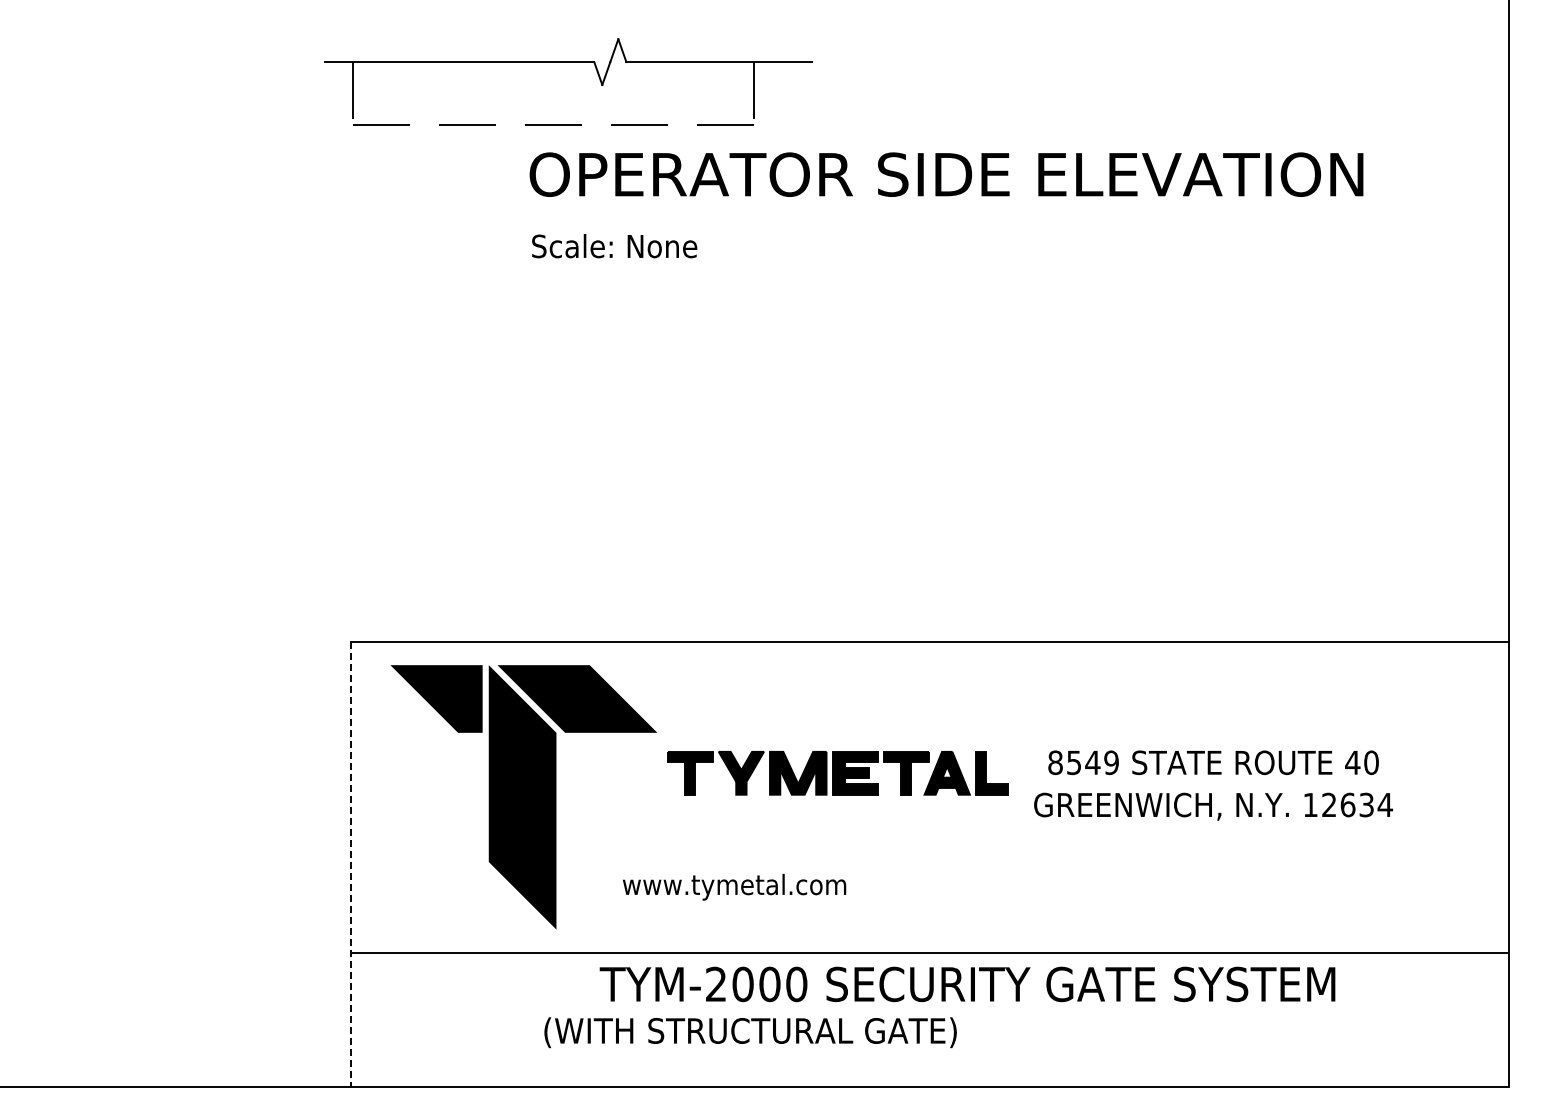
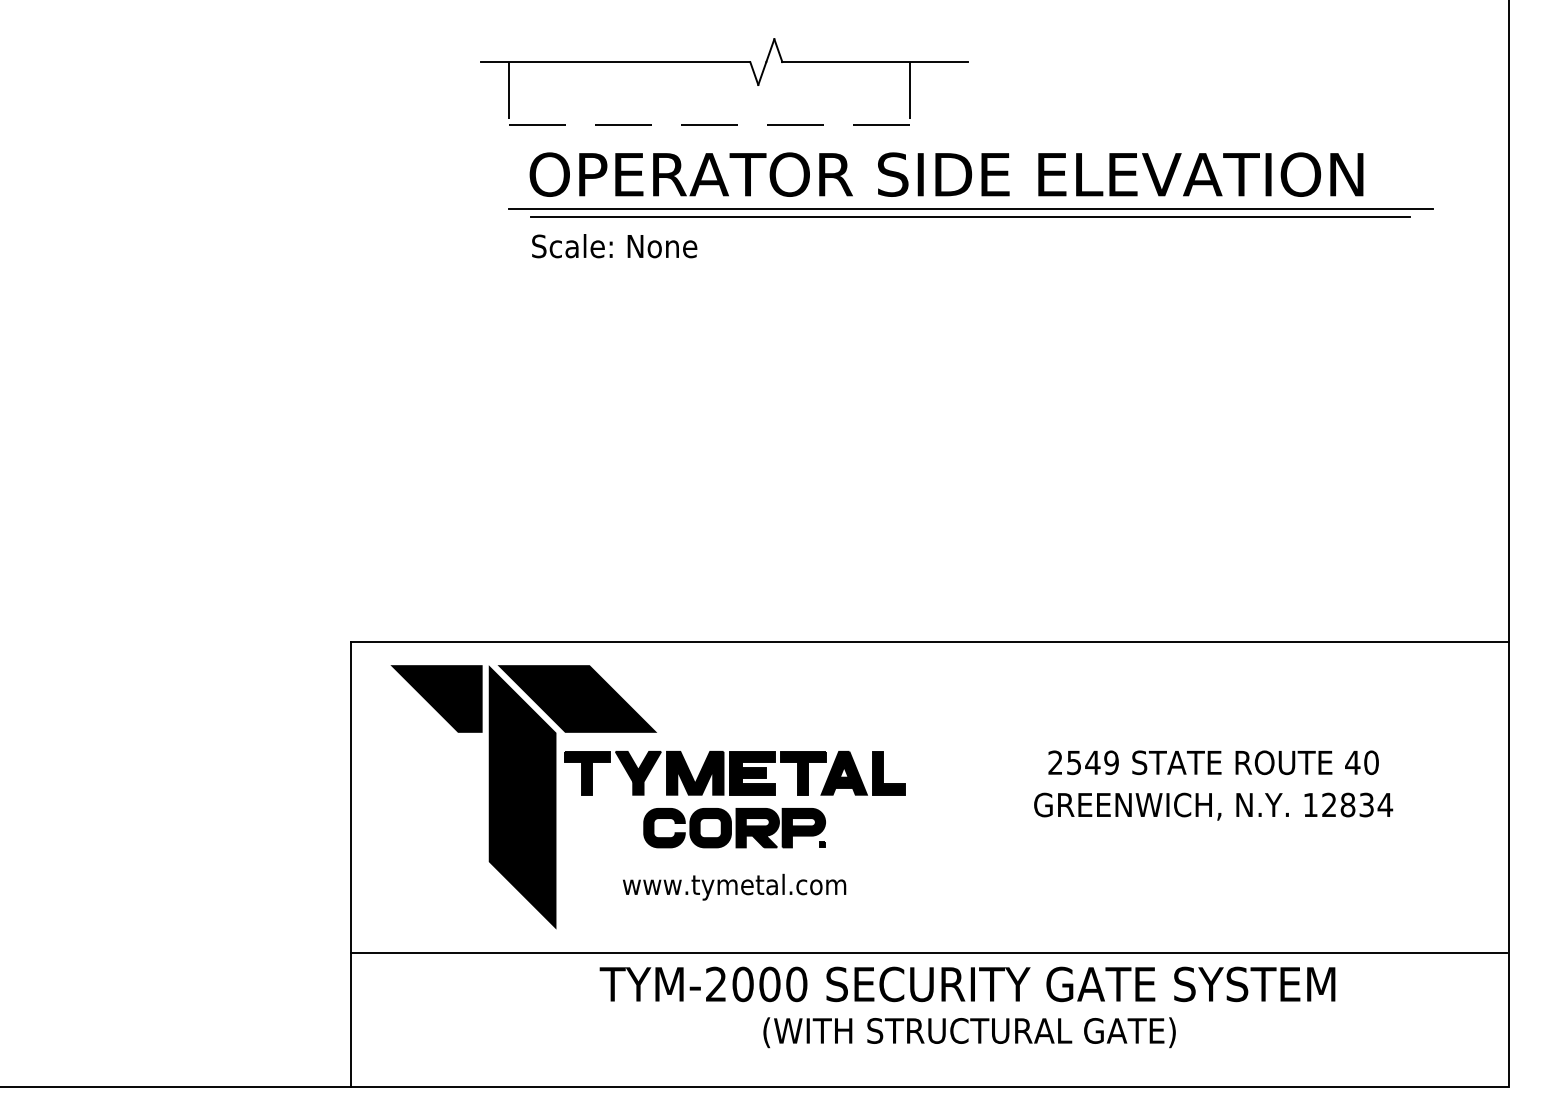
part position: (568, 62) -> (724, 62) (724, 62)
line: none -> present (970, 208)
line: none -> present (970, 217)
text: 8549 -> 2549 (1055, 762)
part position: (837, 773) -> (734, 773) (734, 773)
text: 12634 -> 12834 (1347, 804)
part: none -> present (734, 828)
line: dashed -> solid (350, 864)
text position: (750, 1032) -> (969, 1032) (969, 1032)
